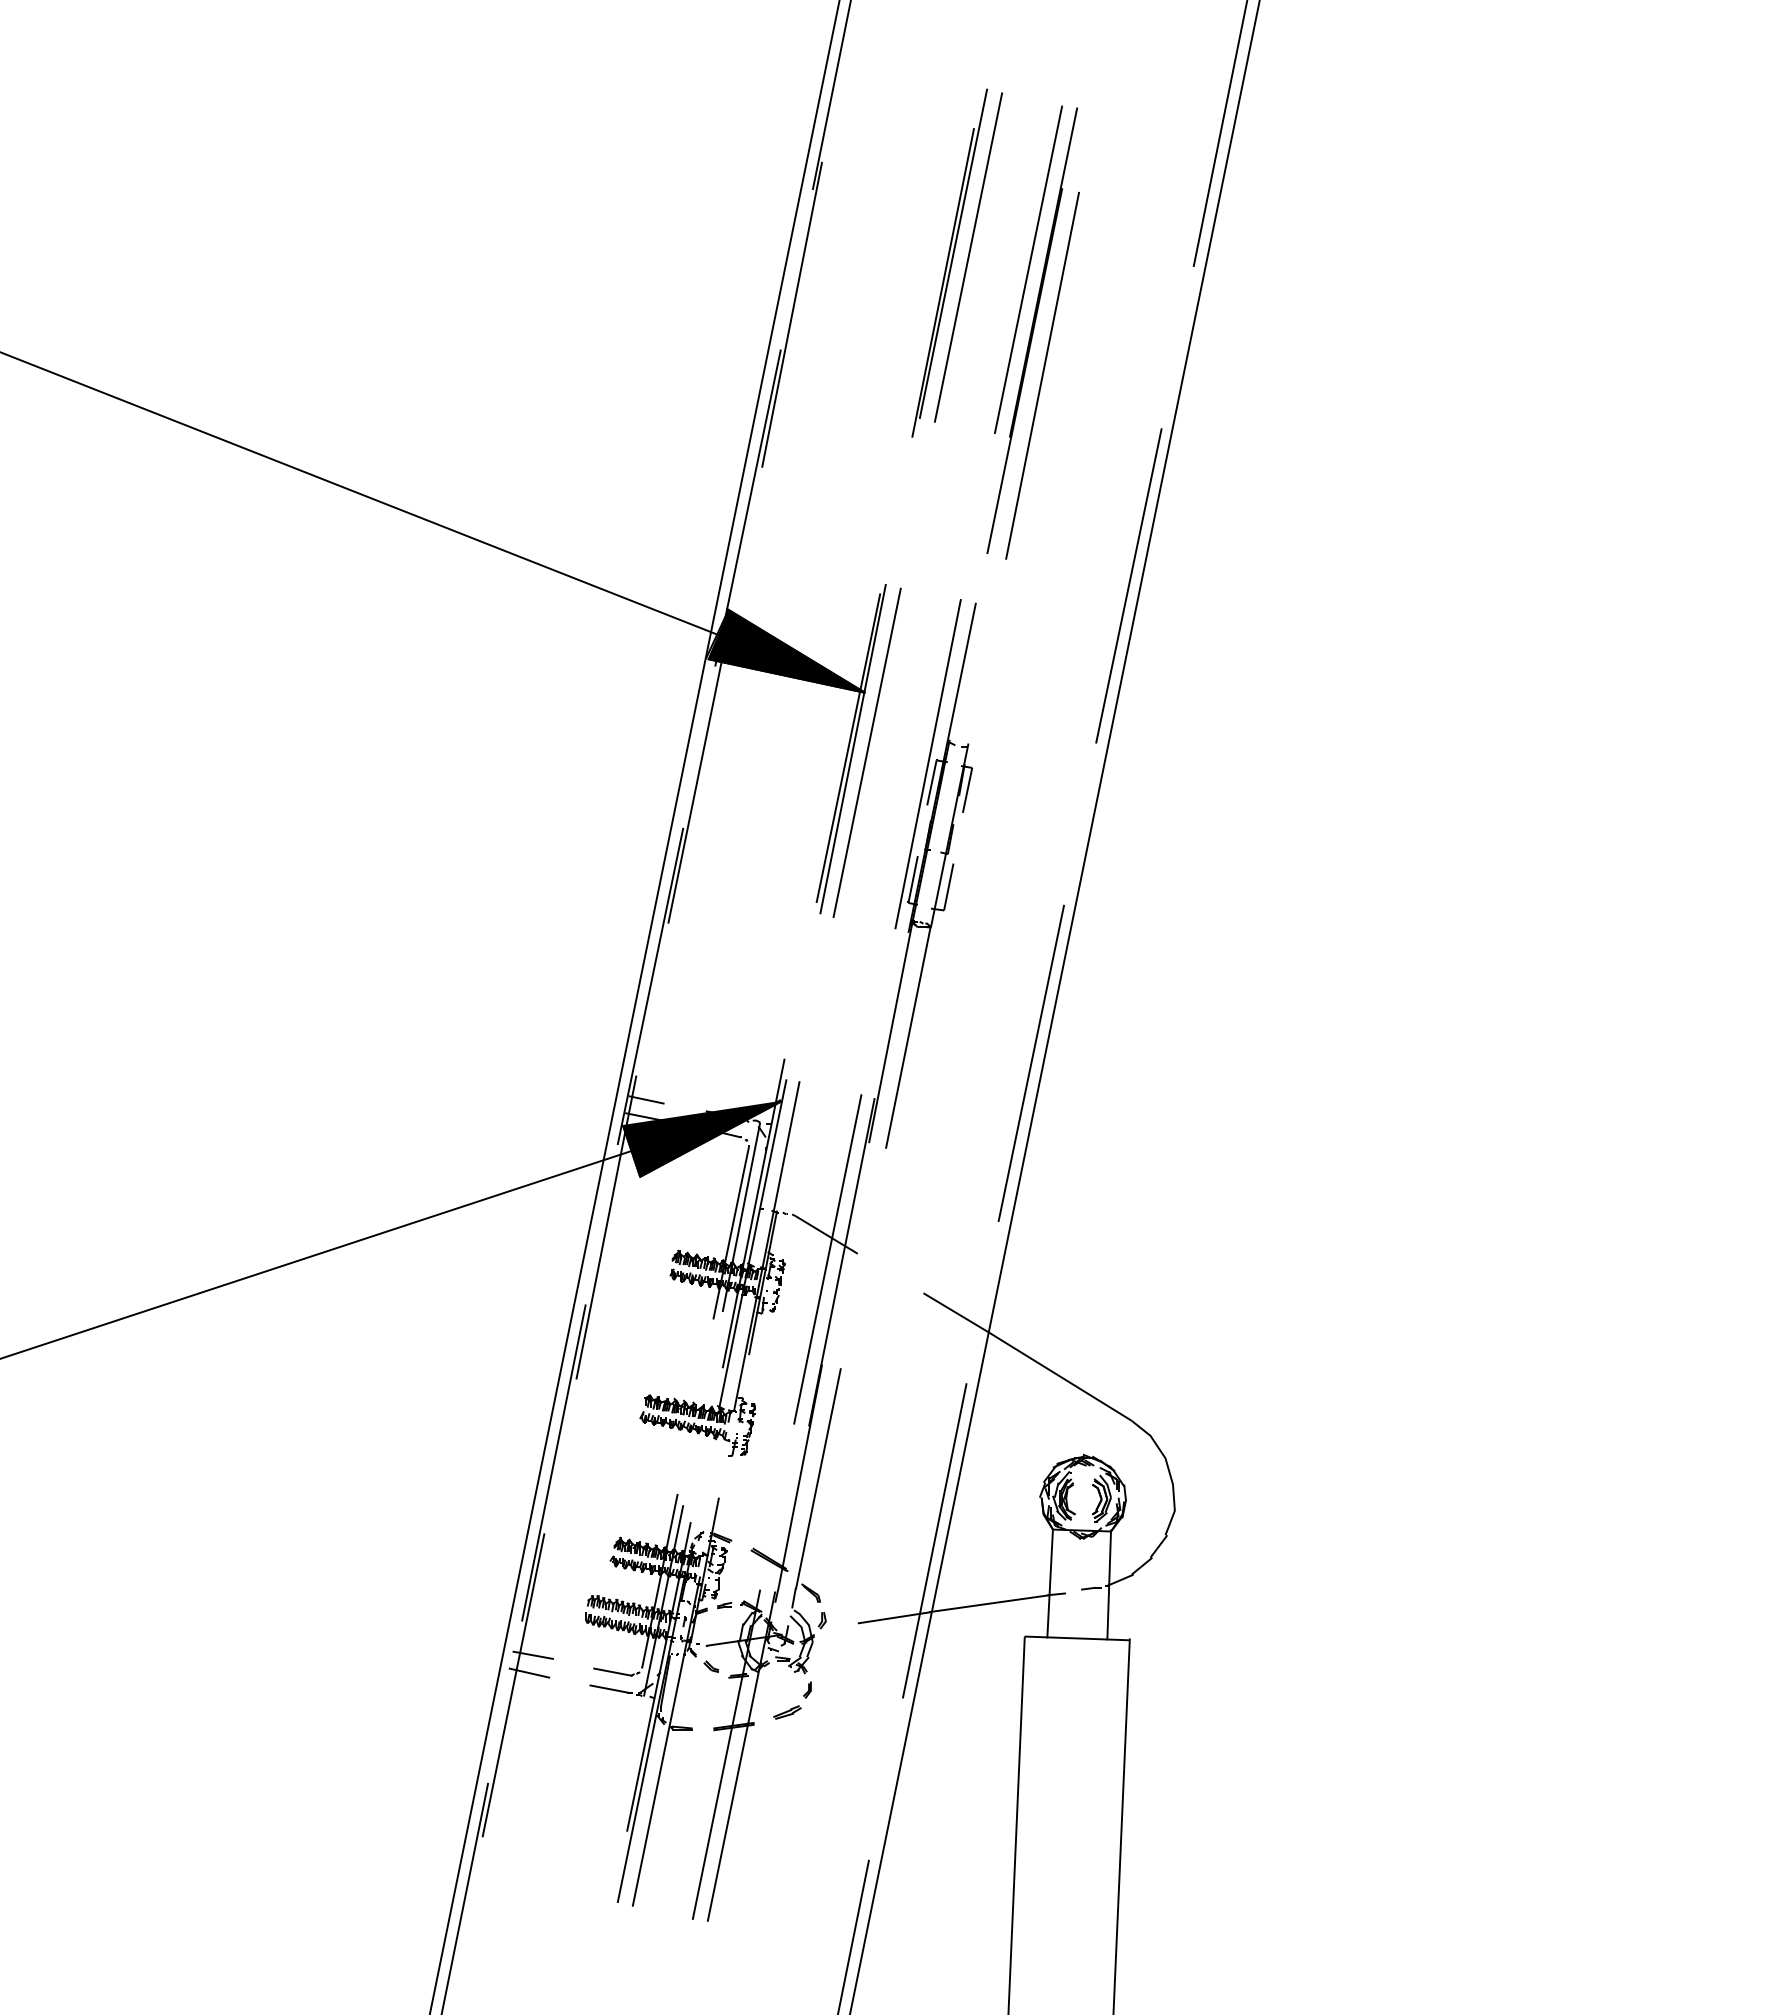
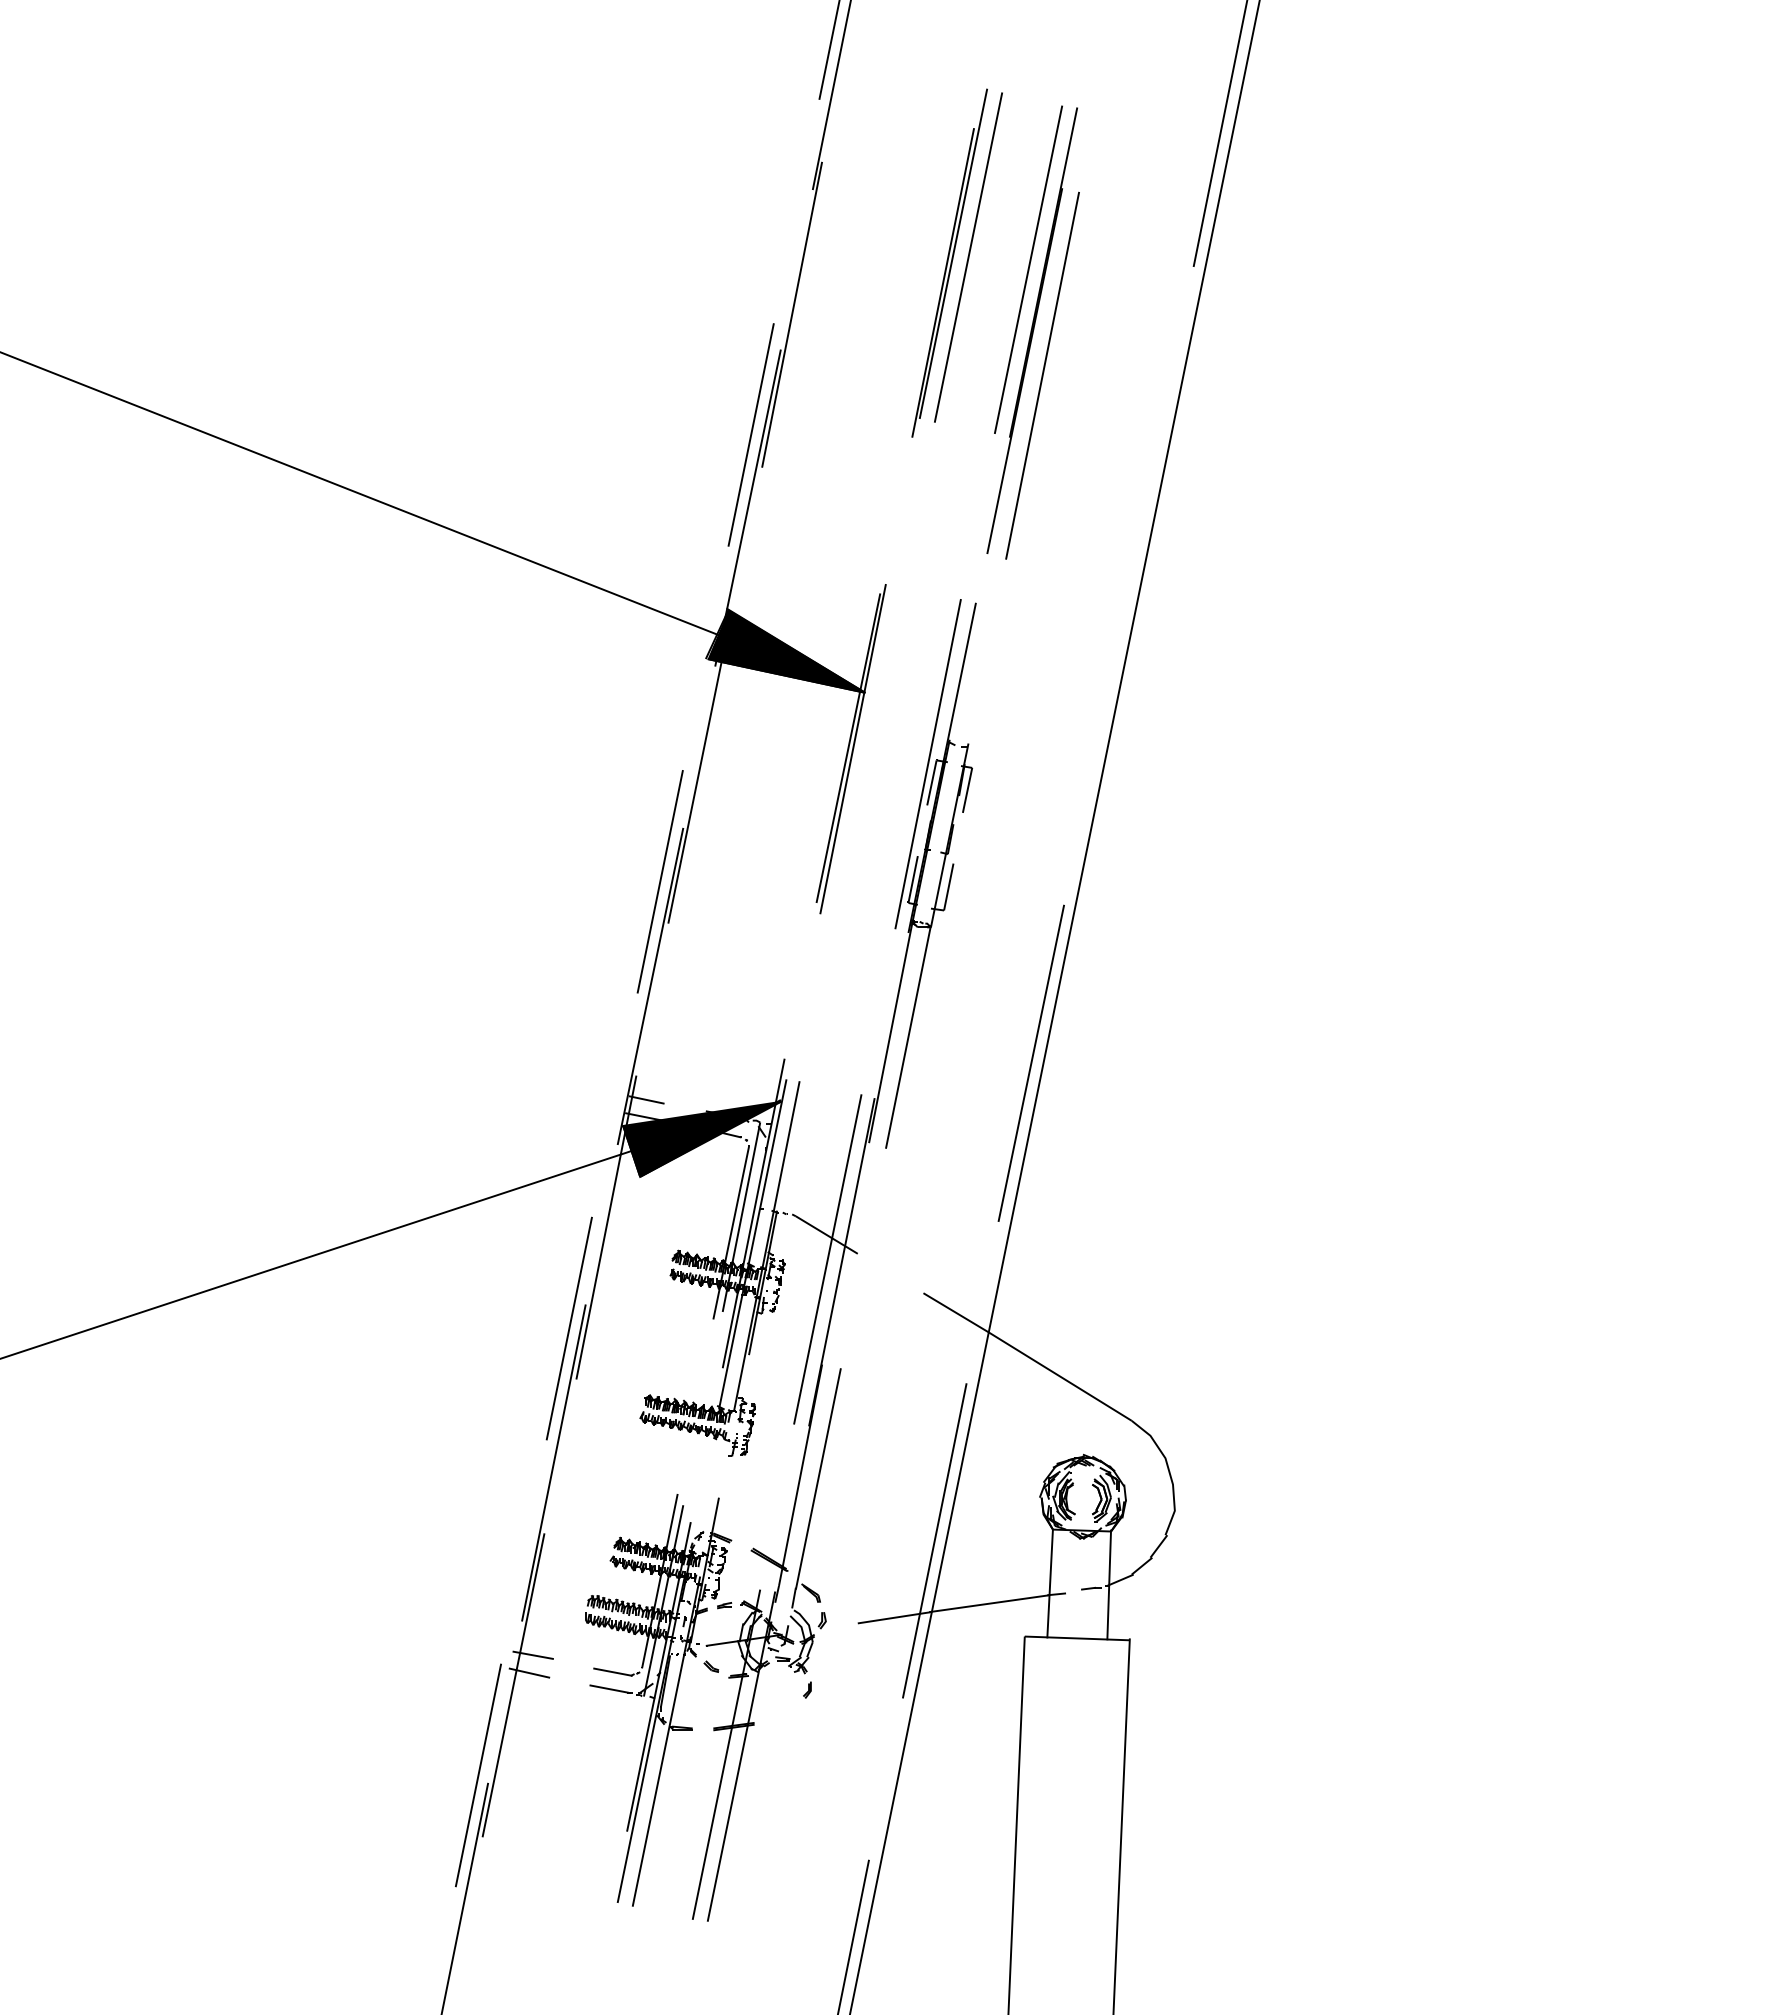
line: present -> none (1128, 585)
line: present -> none (866, 752)
line: solid -> dashed (634, 1007)
part: present -> none (787, 1712)
